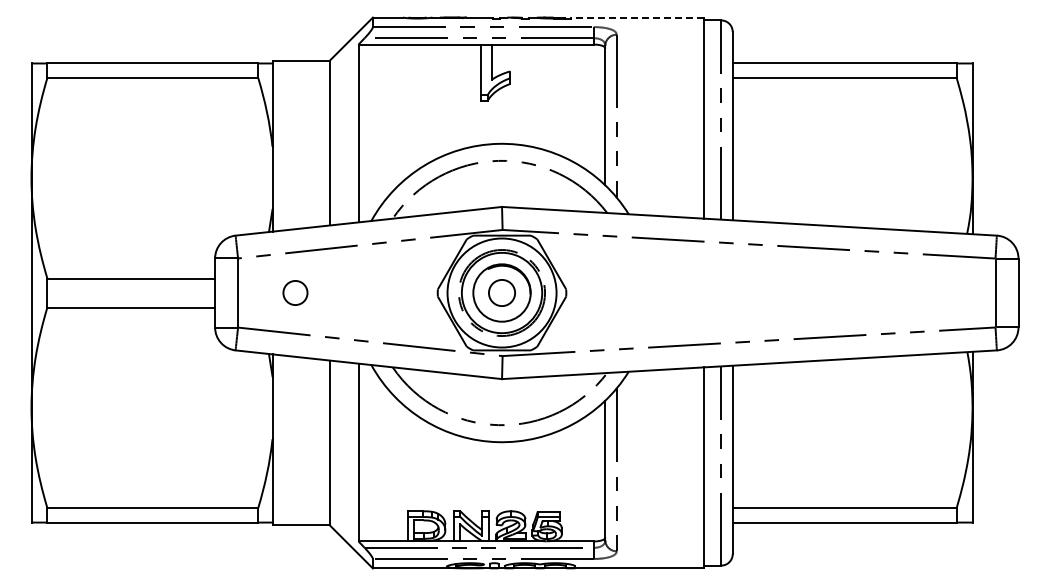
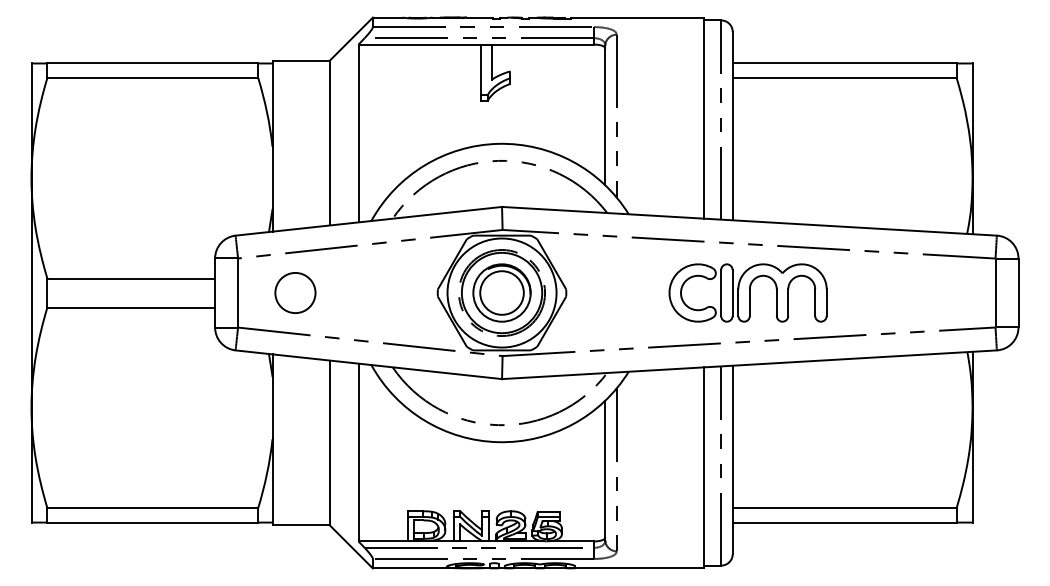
line: dashed -> solid (637, 17)
circle size: 27x26 px -> 43x42 px (295, 292)
circle diameter: 26 px -> 44 px (501, 292)
part: none -> present (747, 292)
